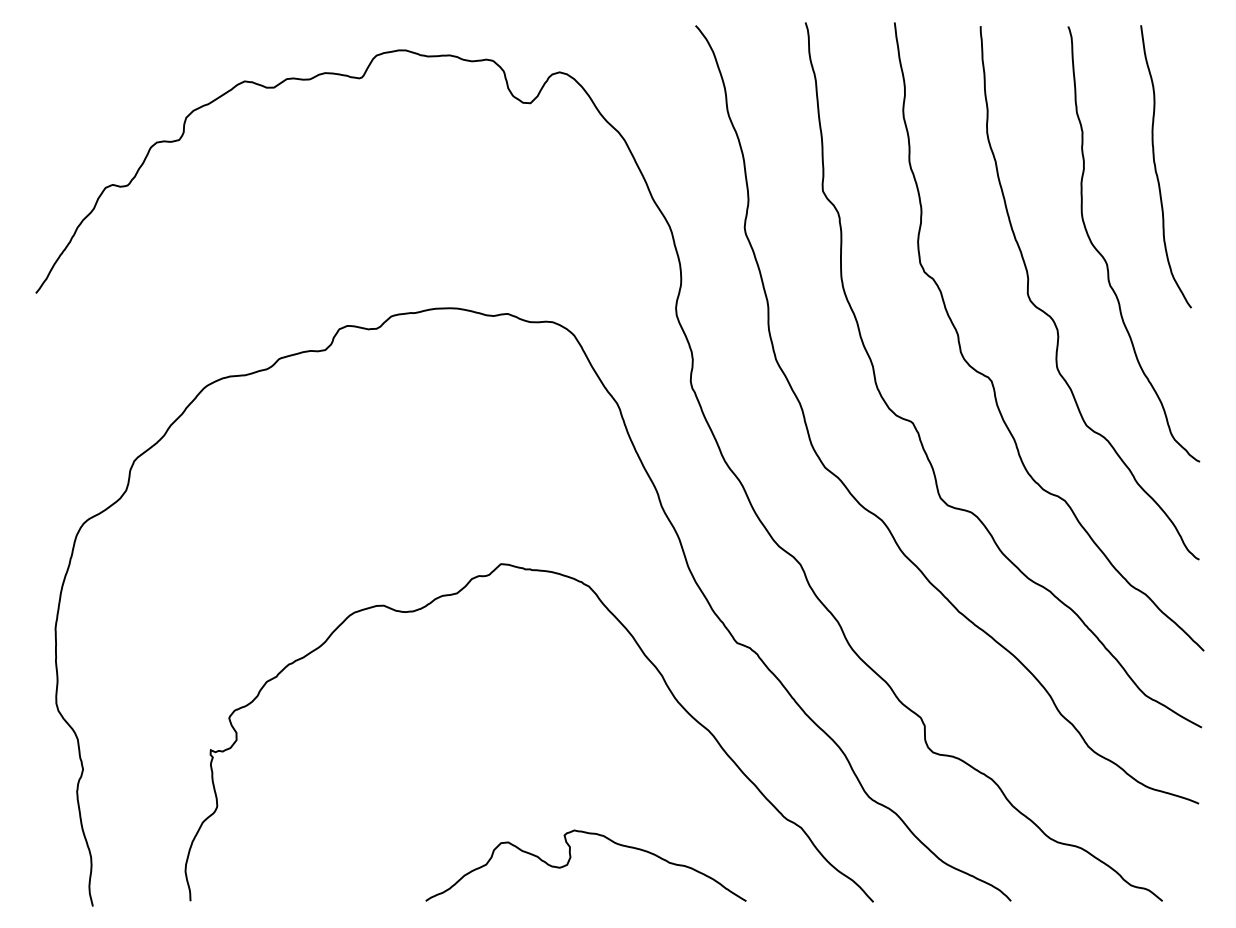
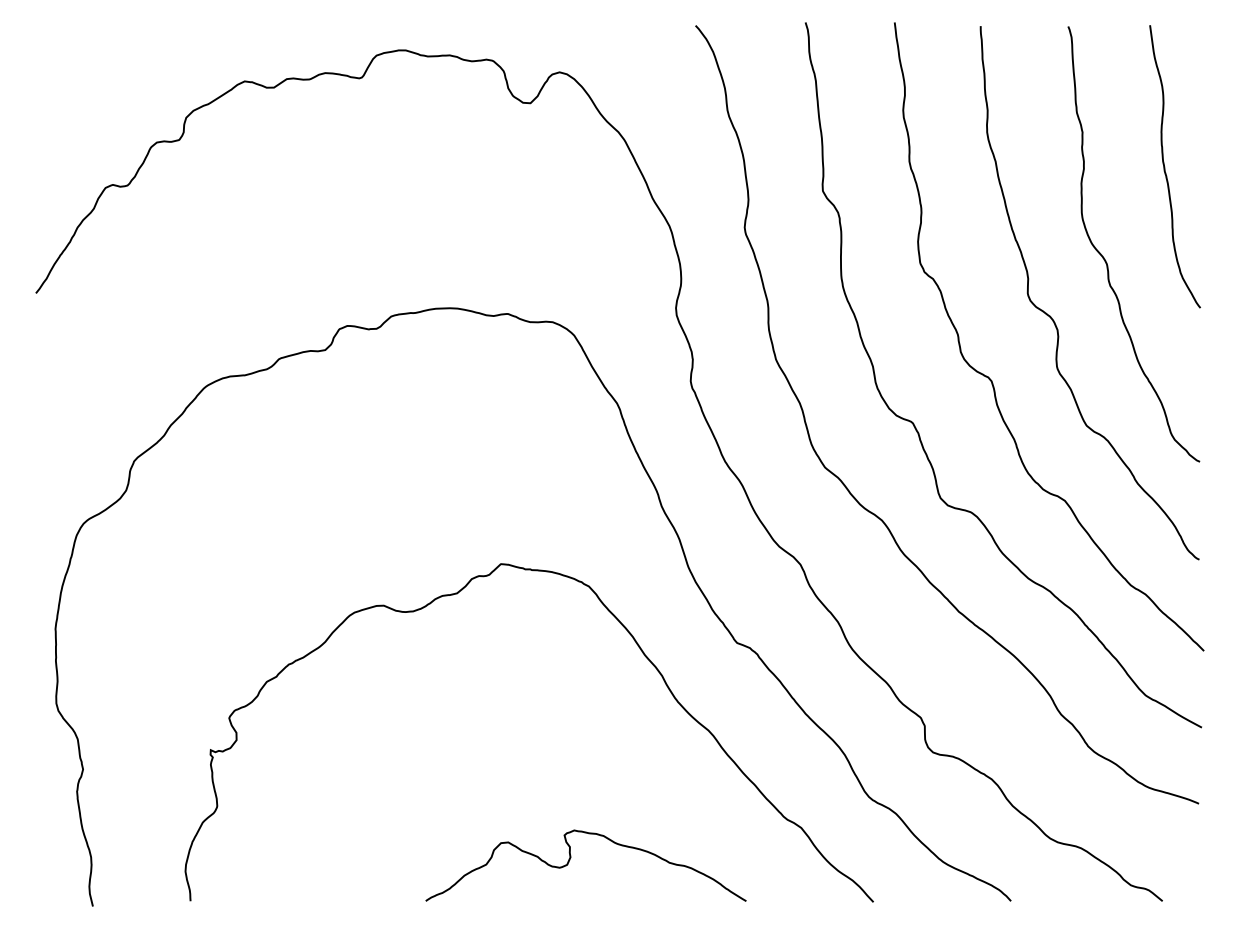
curve position: (1156, 166) -> (1165, 166) (1165, 166)
